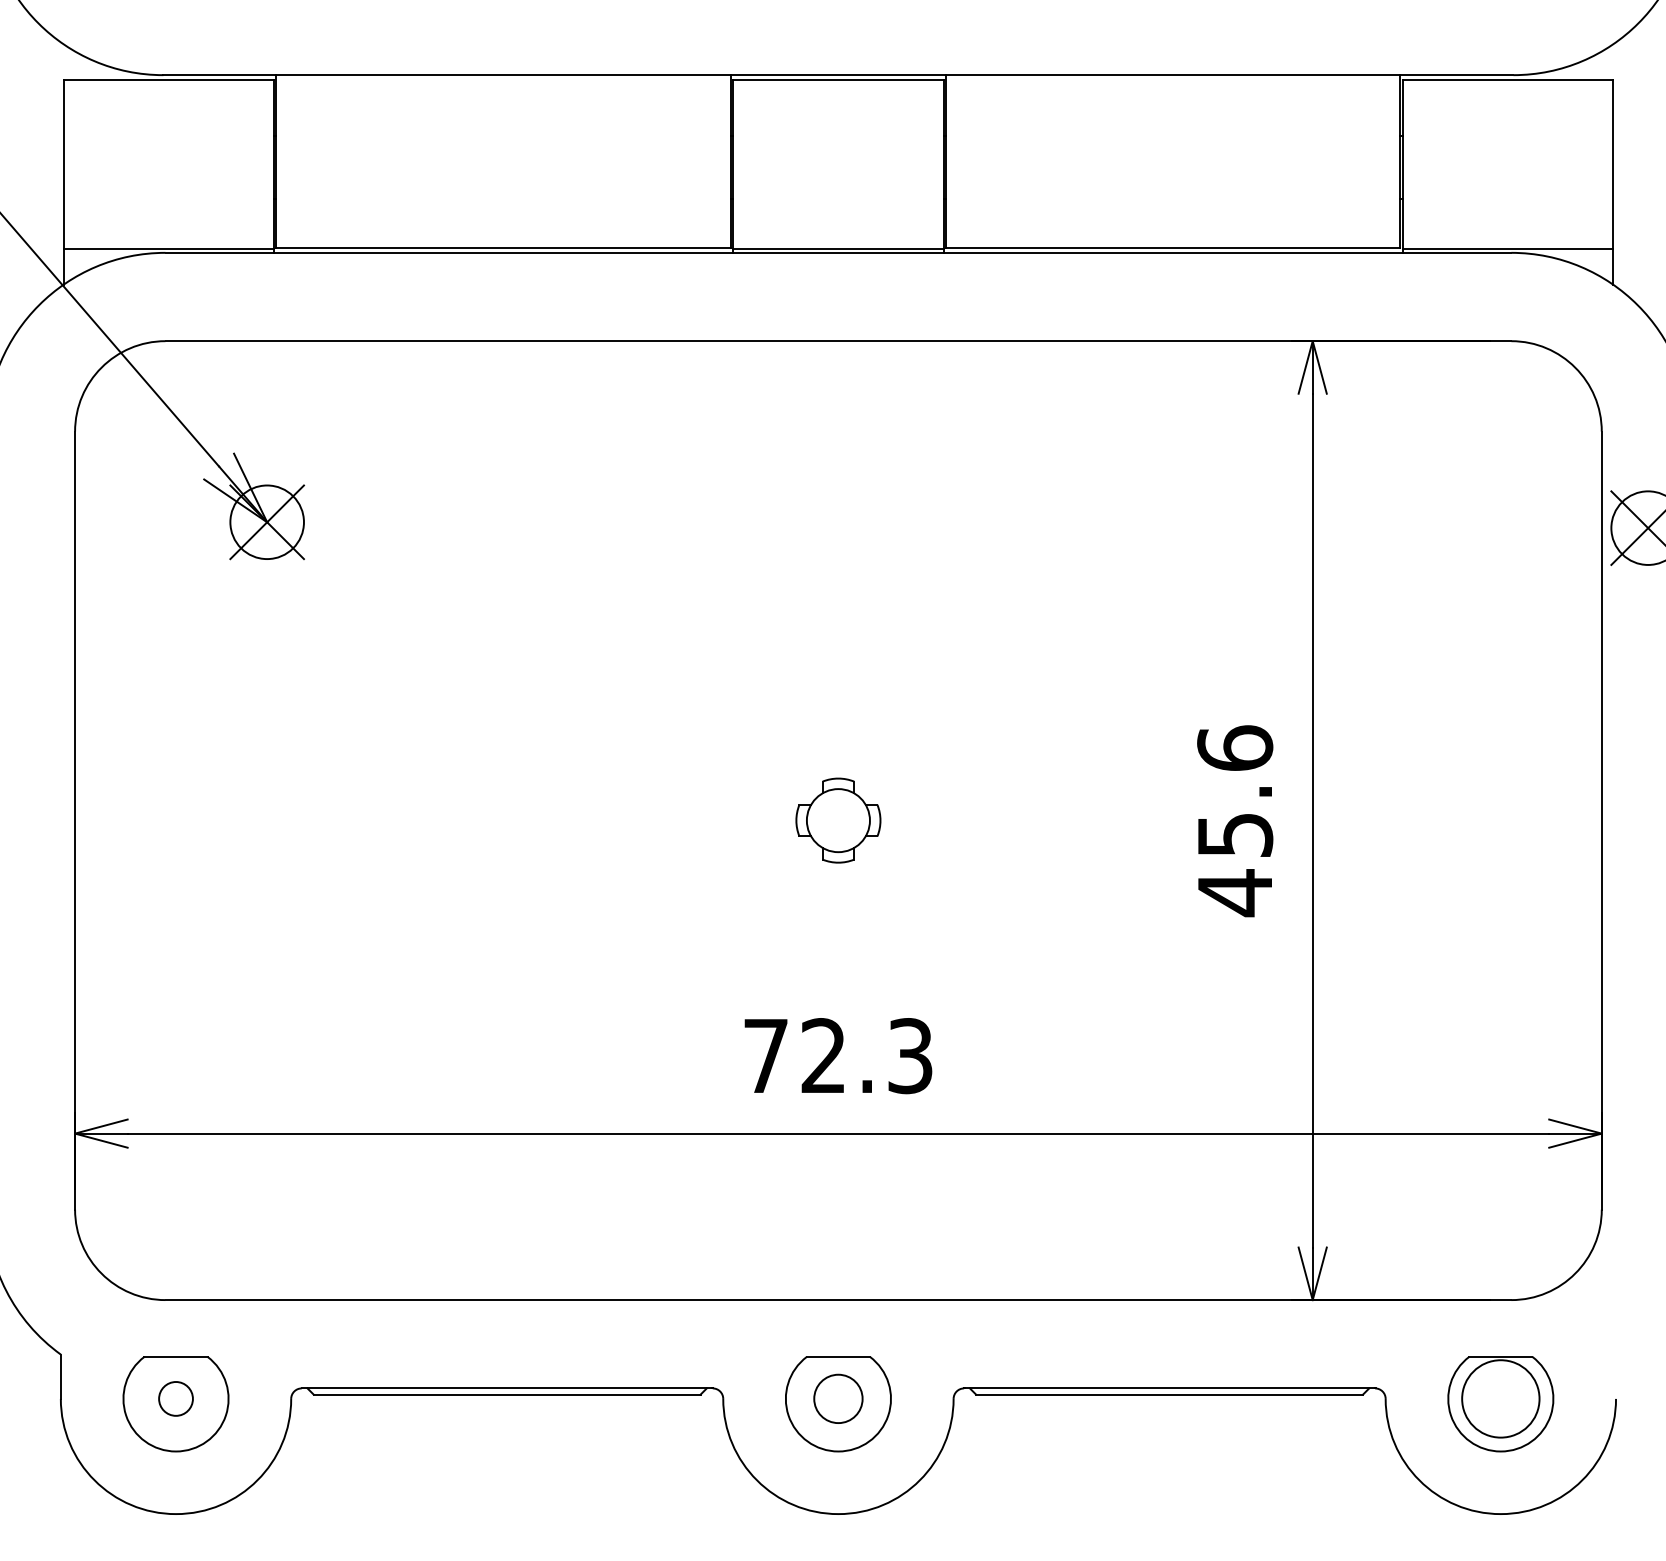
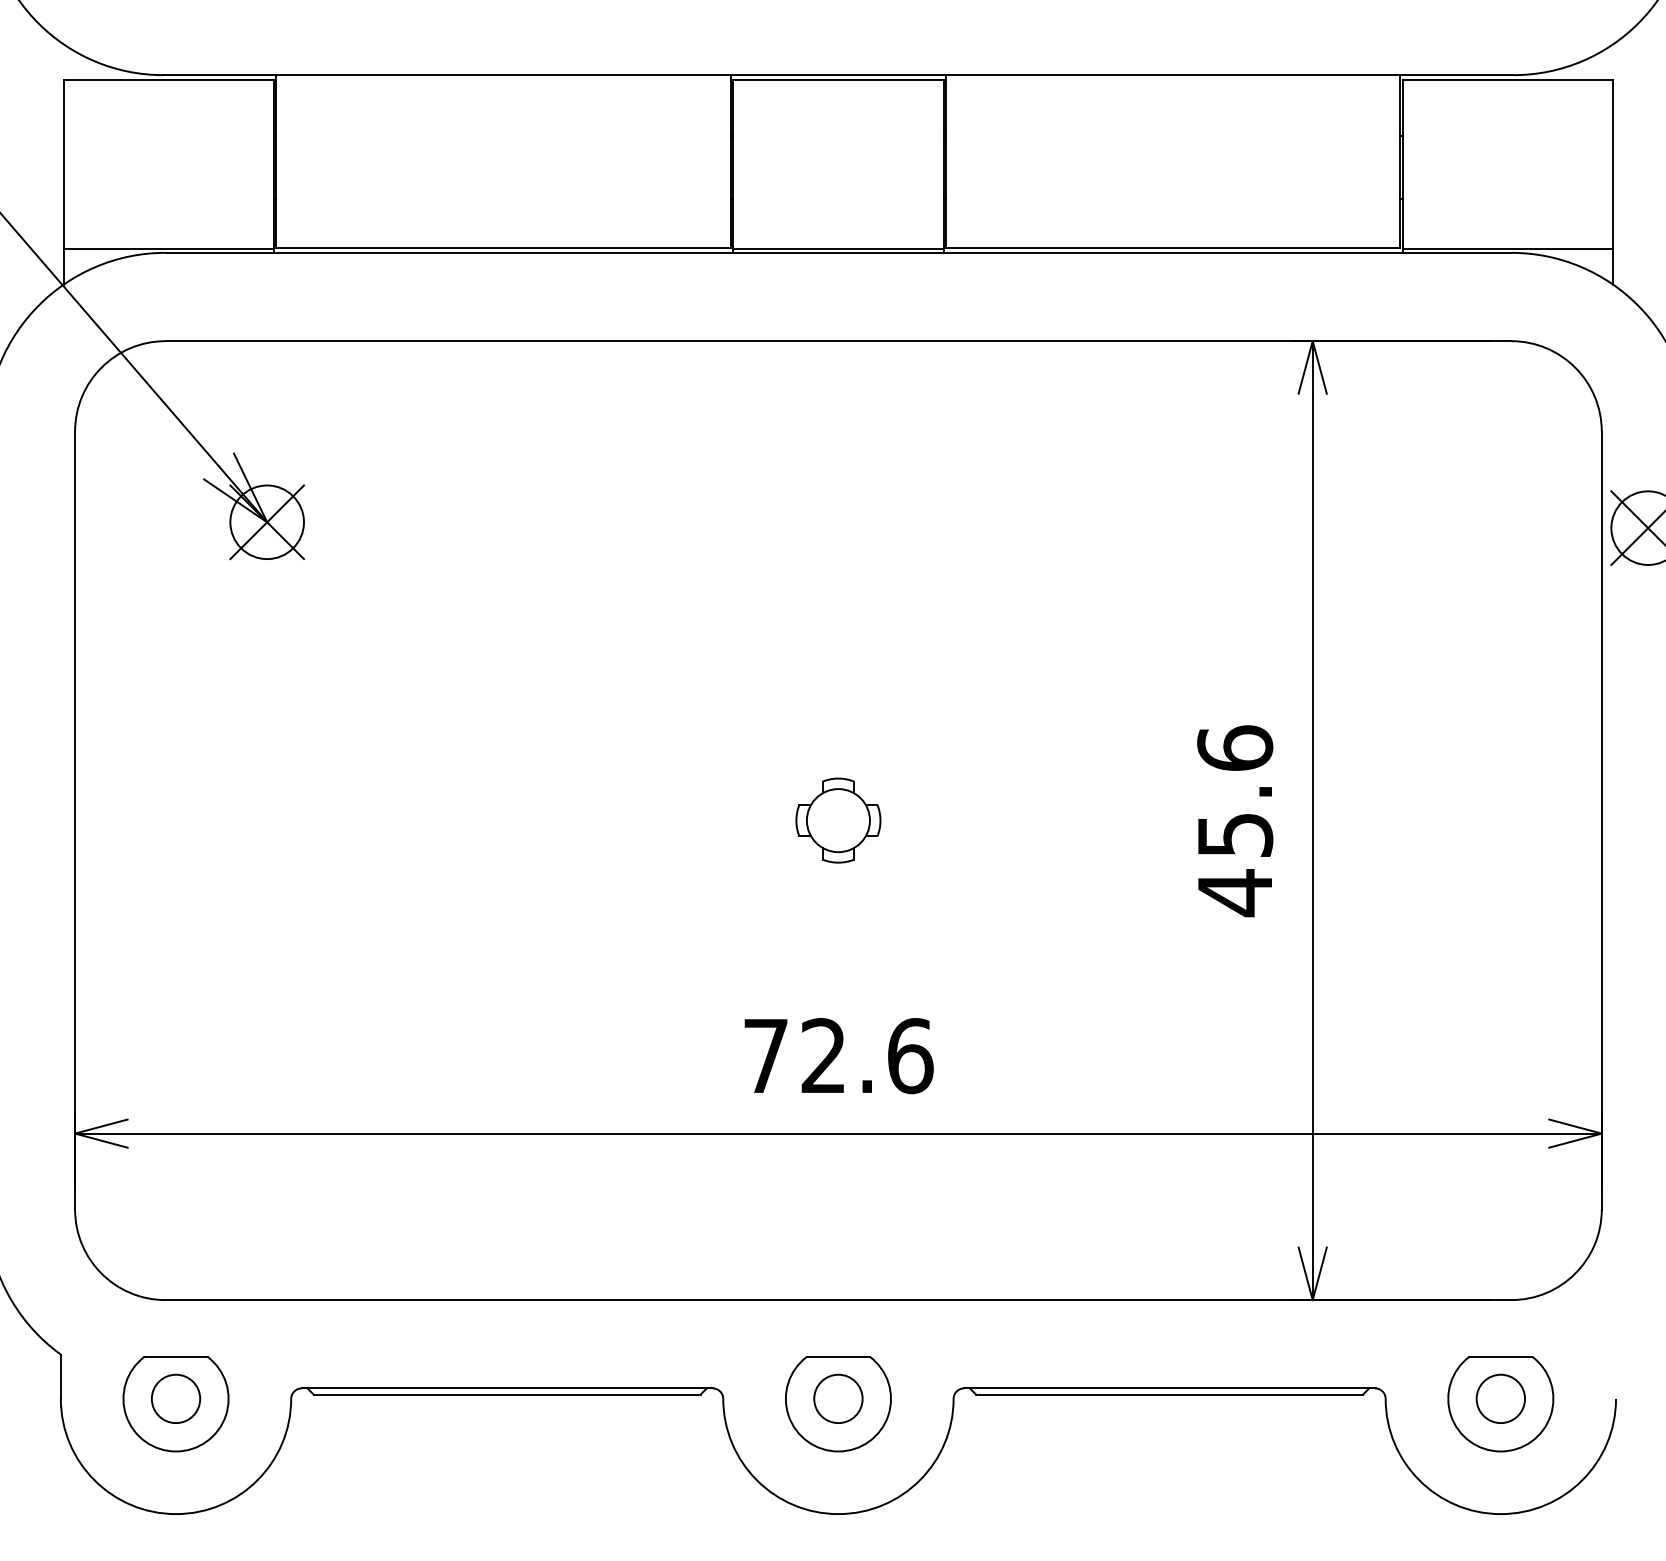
text: 72.3 -> 72.6 (910, 1056)
circle diameter: 34 px -> 48 px (175, 1398)
circle diameter: 77 px -> 48 px (1500, 1398)
